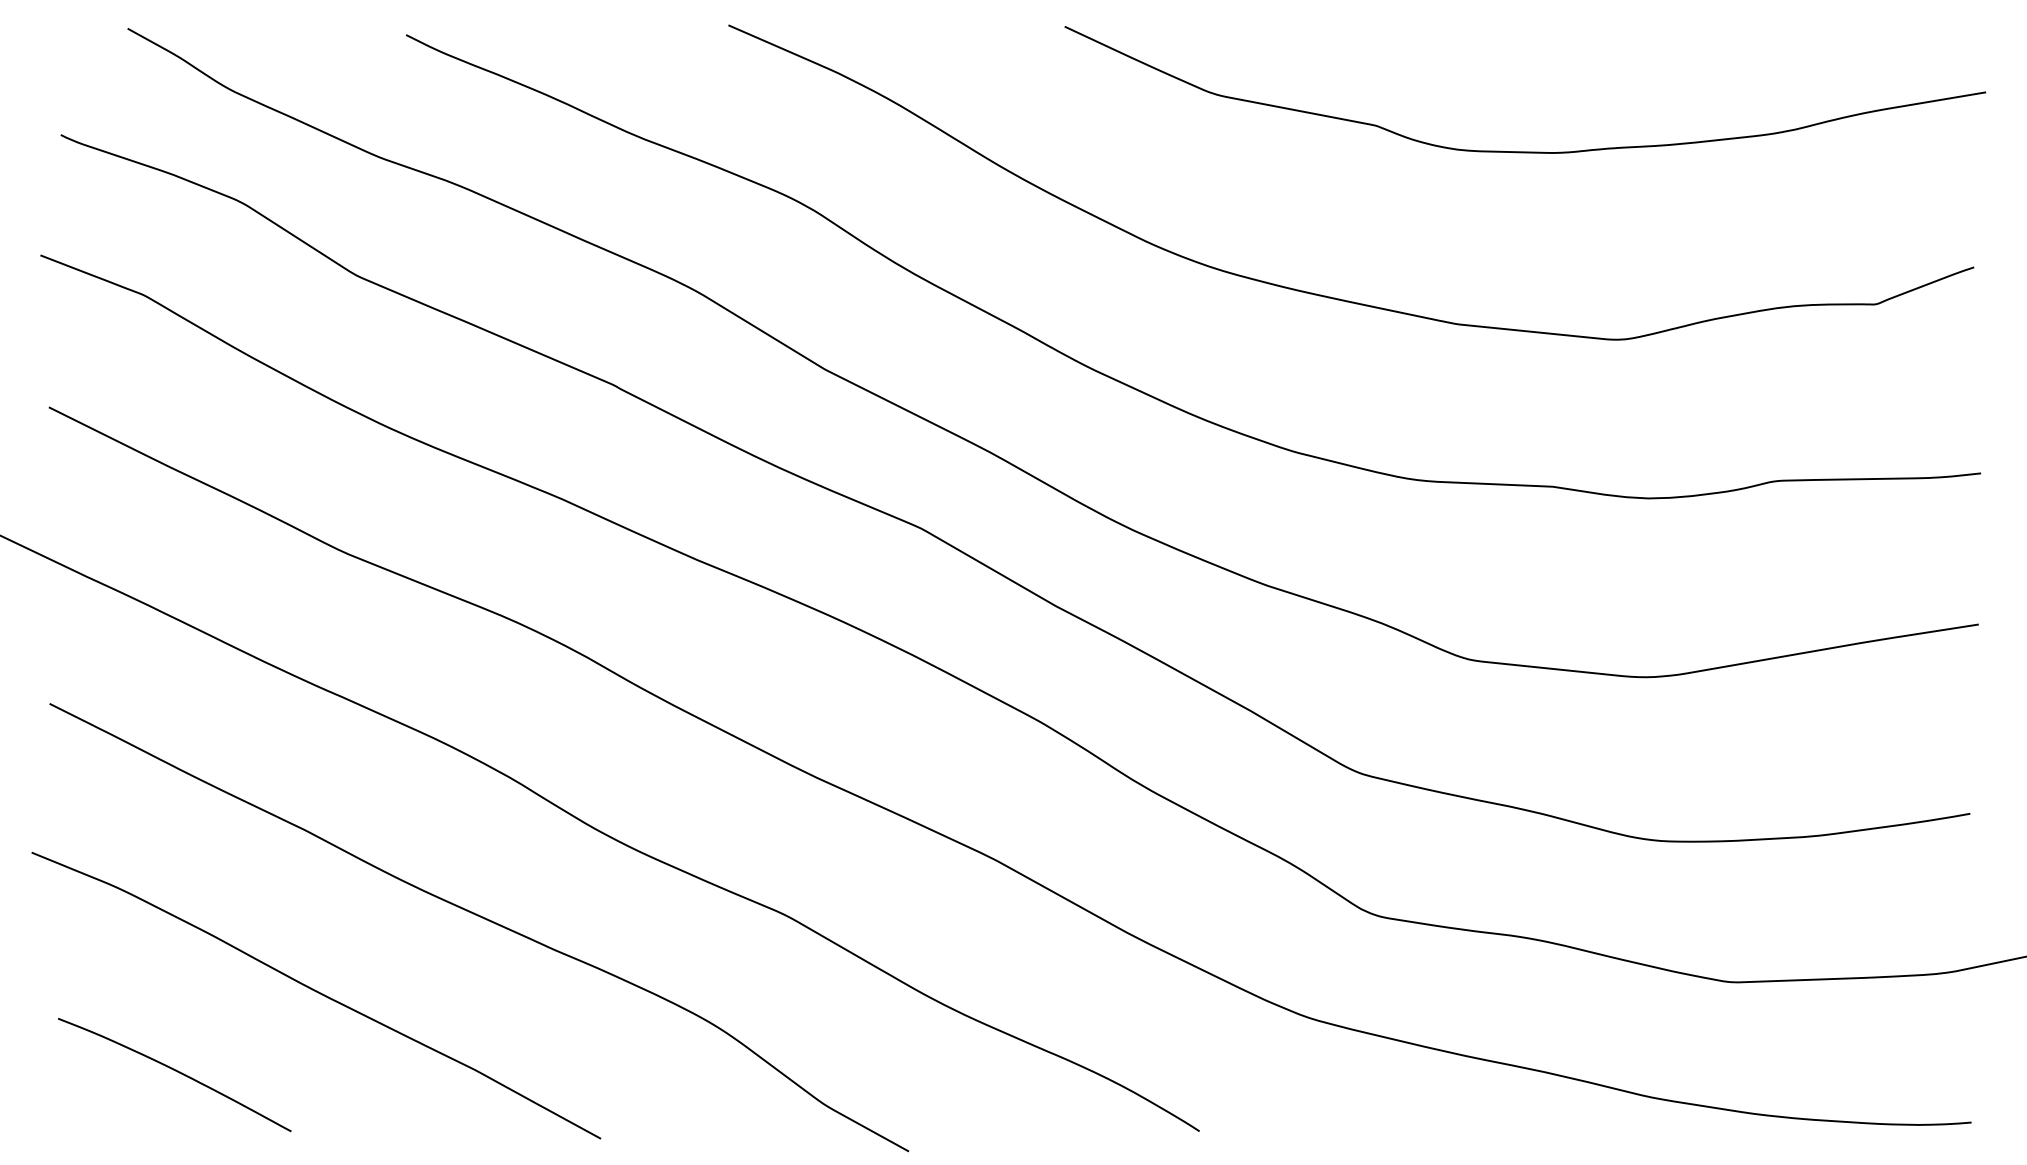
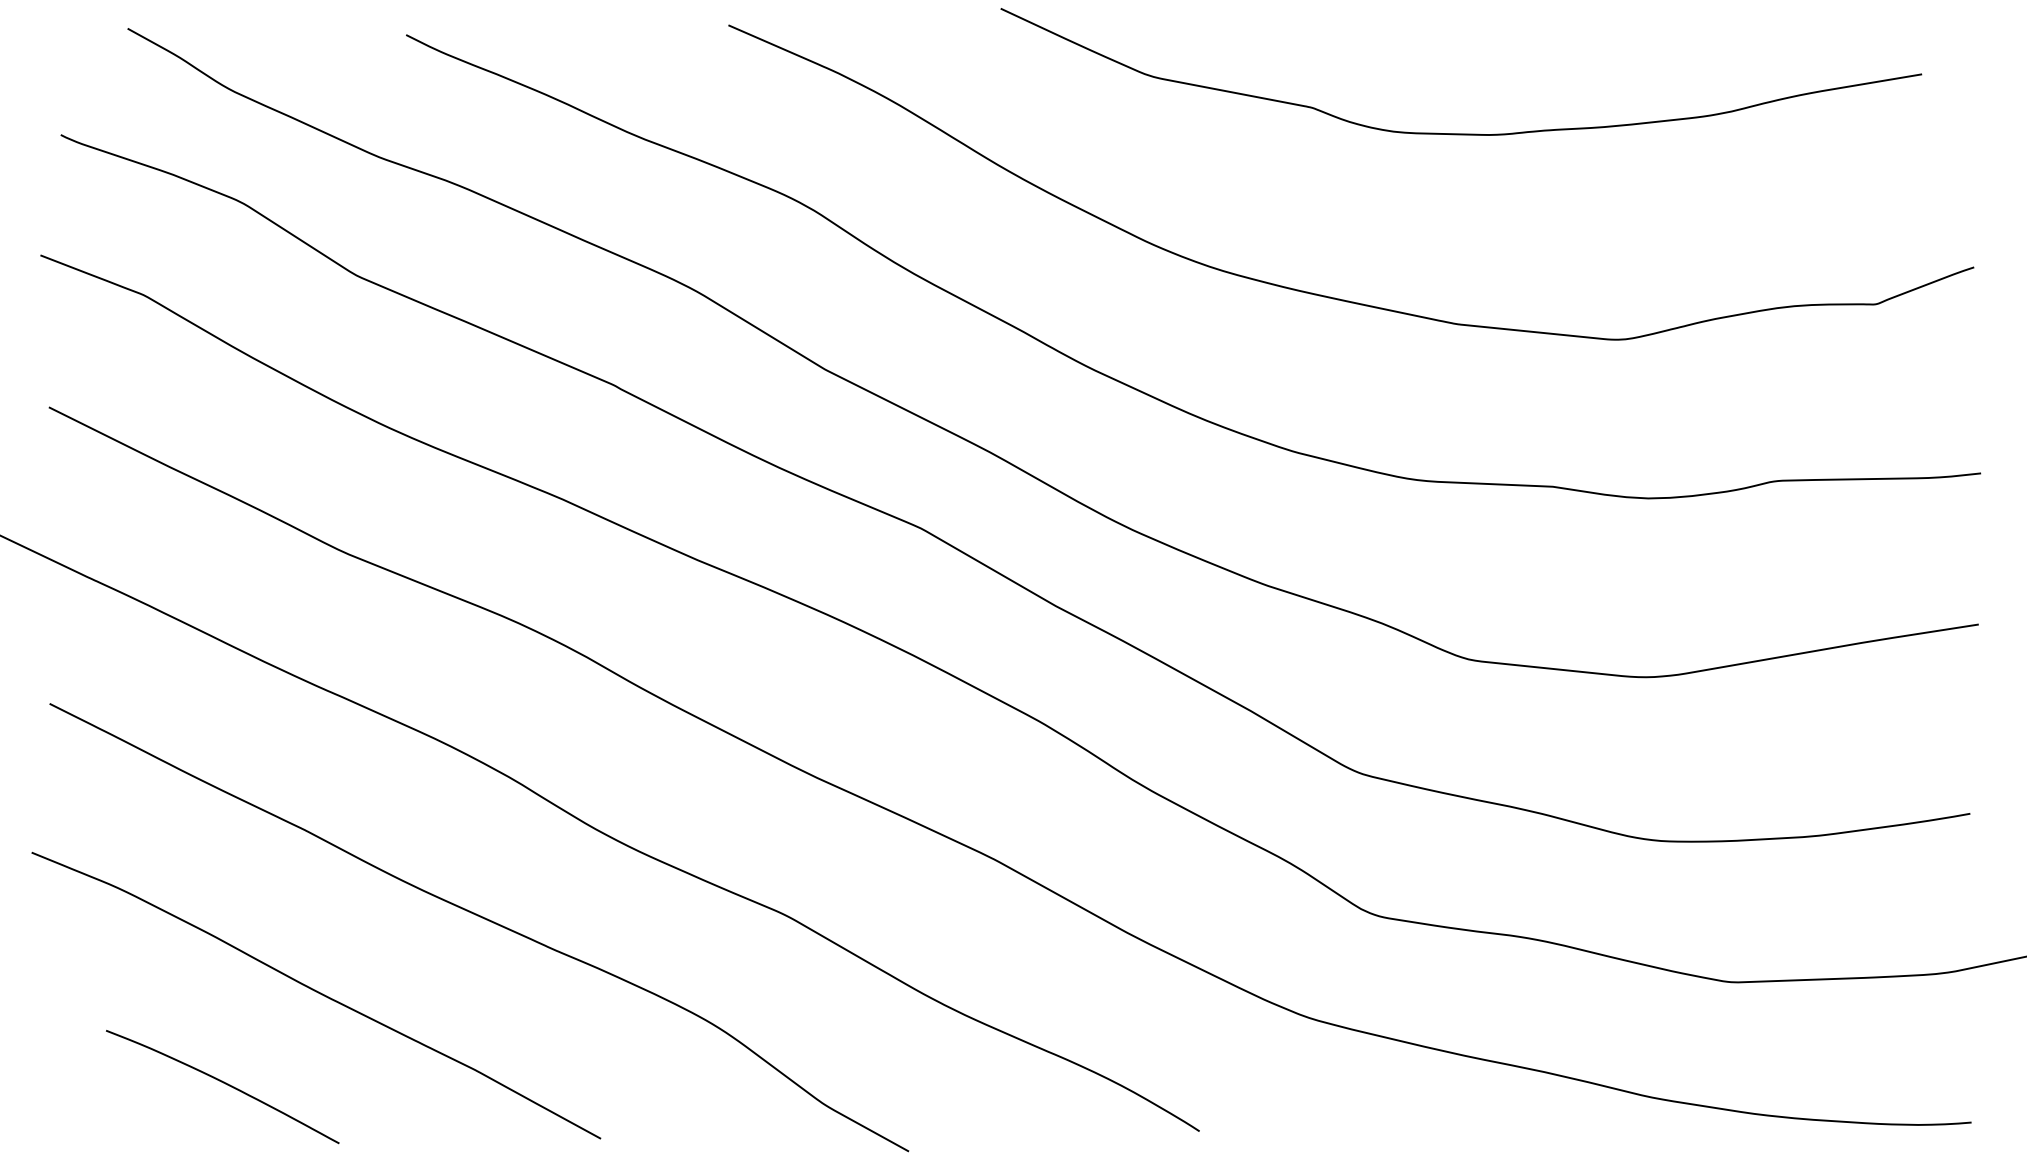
curve position: (1525, 151) -> (1461, 133) (1461, 133)
curve position: (175, 1071) -> (223, 1083) (223, 1083)
